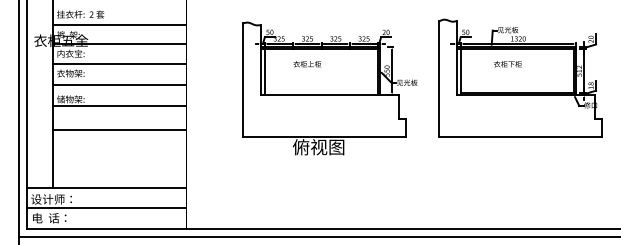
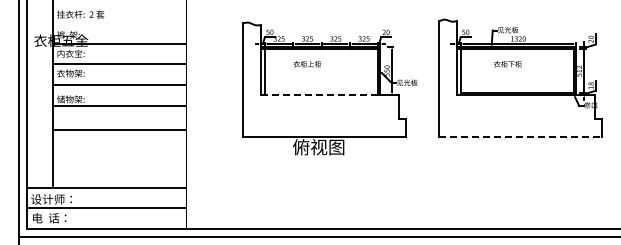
line: present -> none (119, 24)
line: solid -> dashed (320, 95)
line: solid -> dashed (520, 136)
